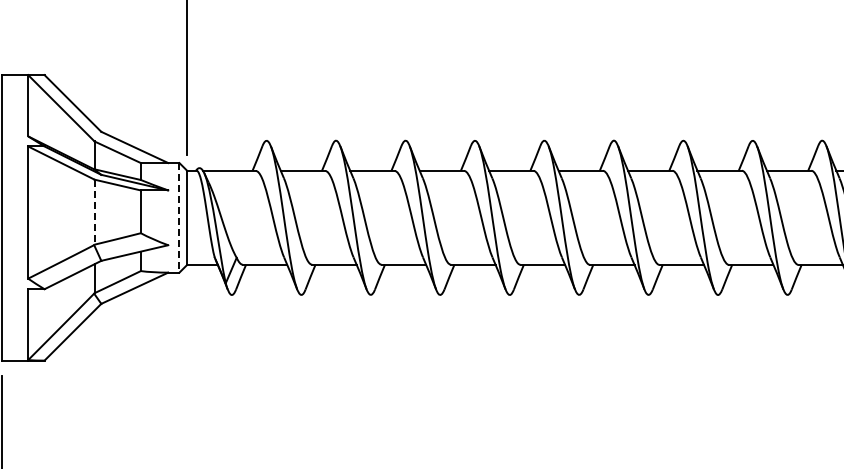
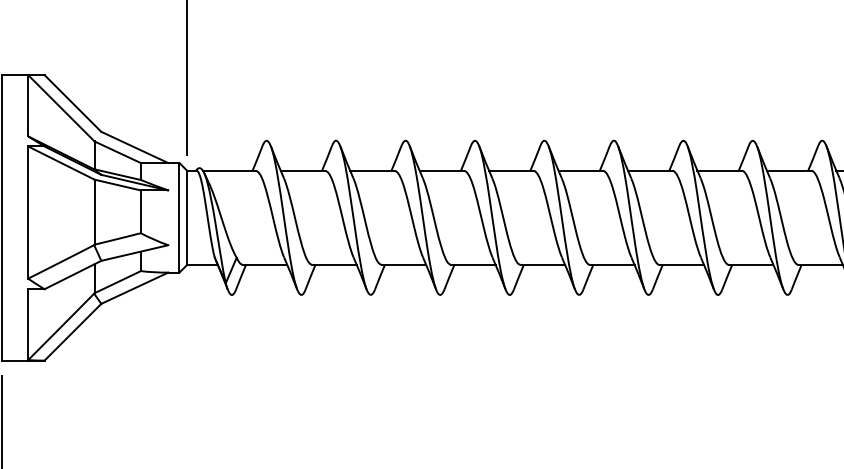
line: dashed -> solid (94, 212)
line: dashed -> solid (179, 217)
